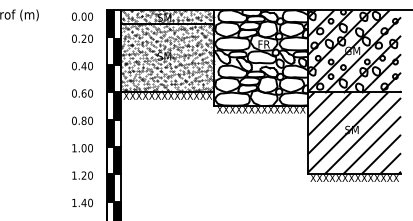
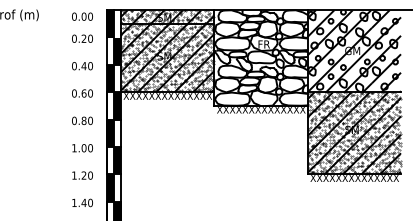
hatch: none -> present (167, 51)
hatch: none -> present (353, 133)
